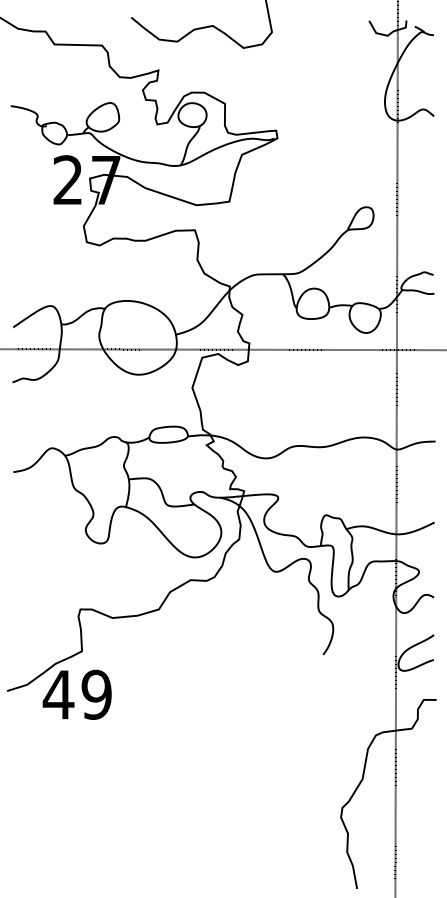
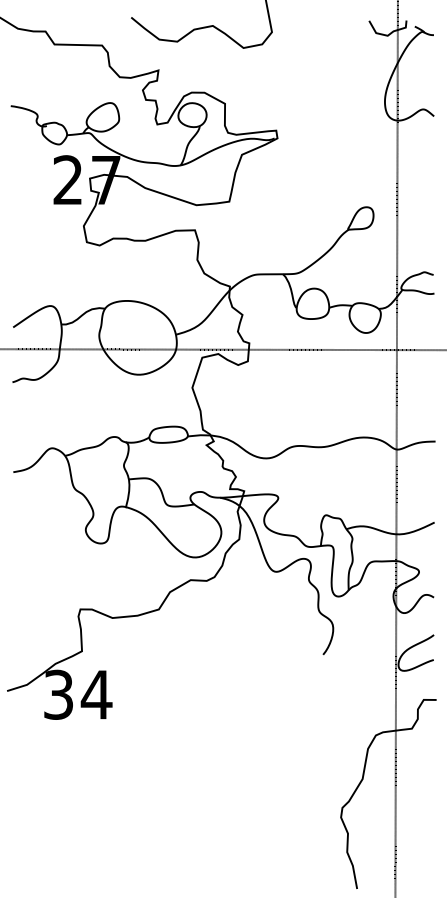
text: 49 -> 34 (77, 694)
